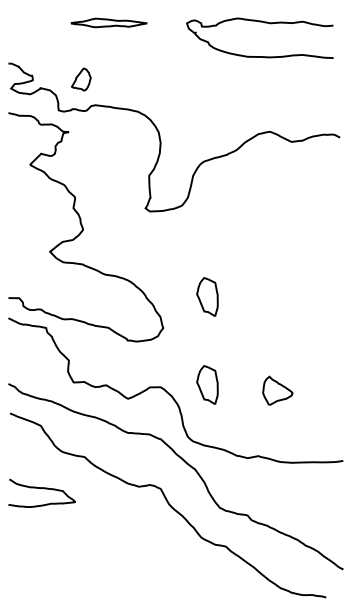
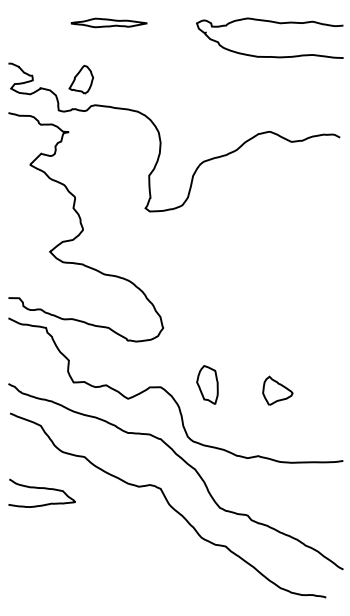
curve position: (264, 23) -> (274, 23) (274, 23)
part size: 21x25 px -> 27x31 px (81, 79)
part: present -> none (207, 296)
